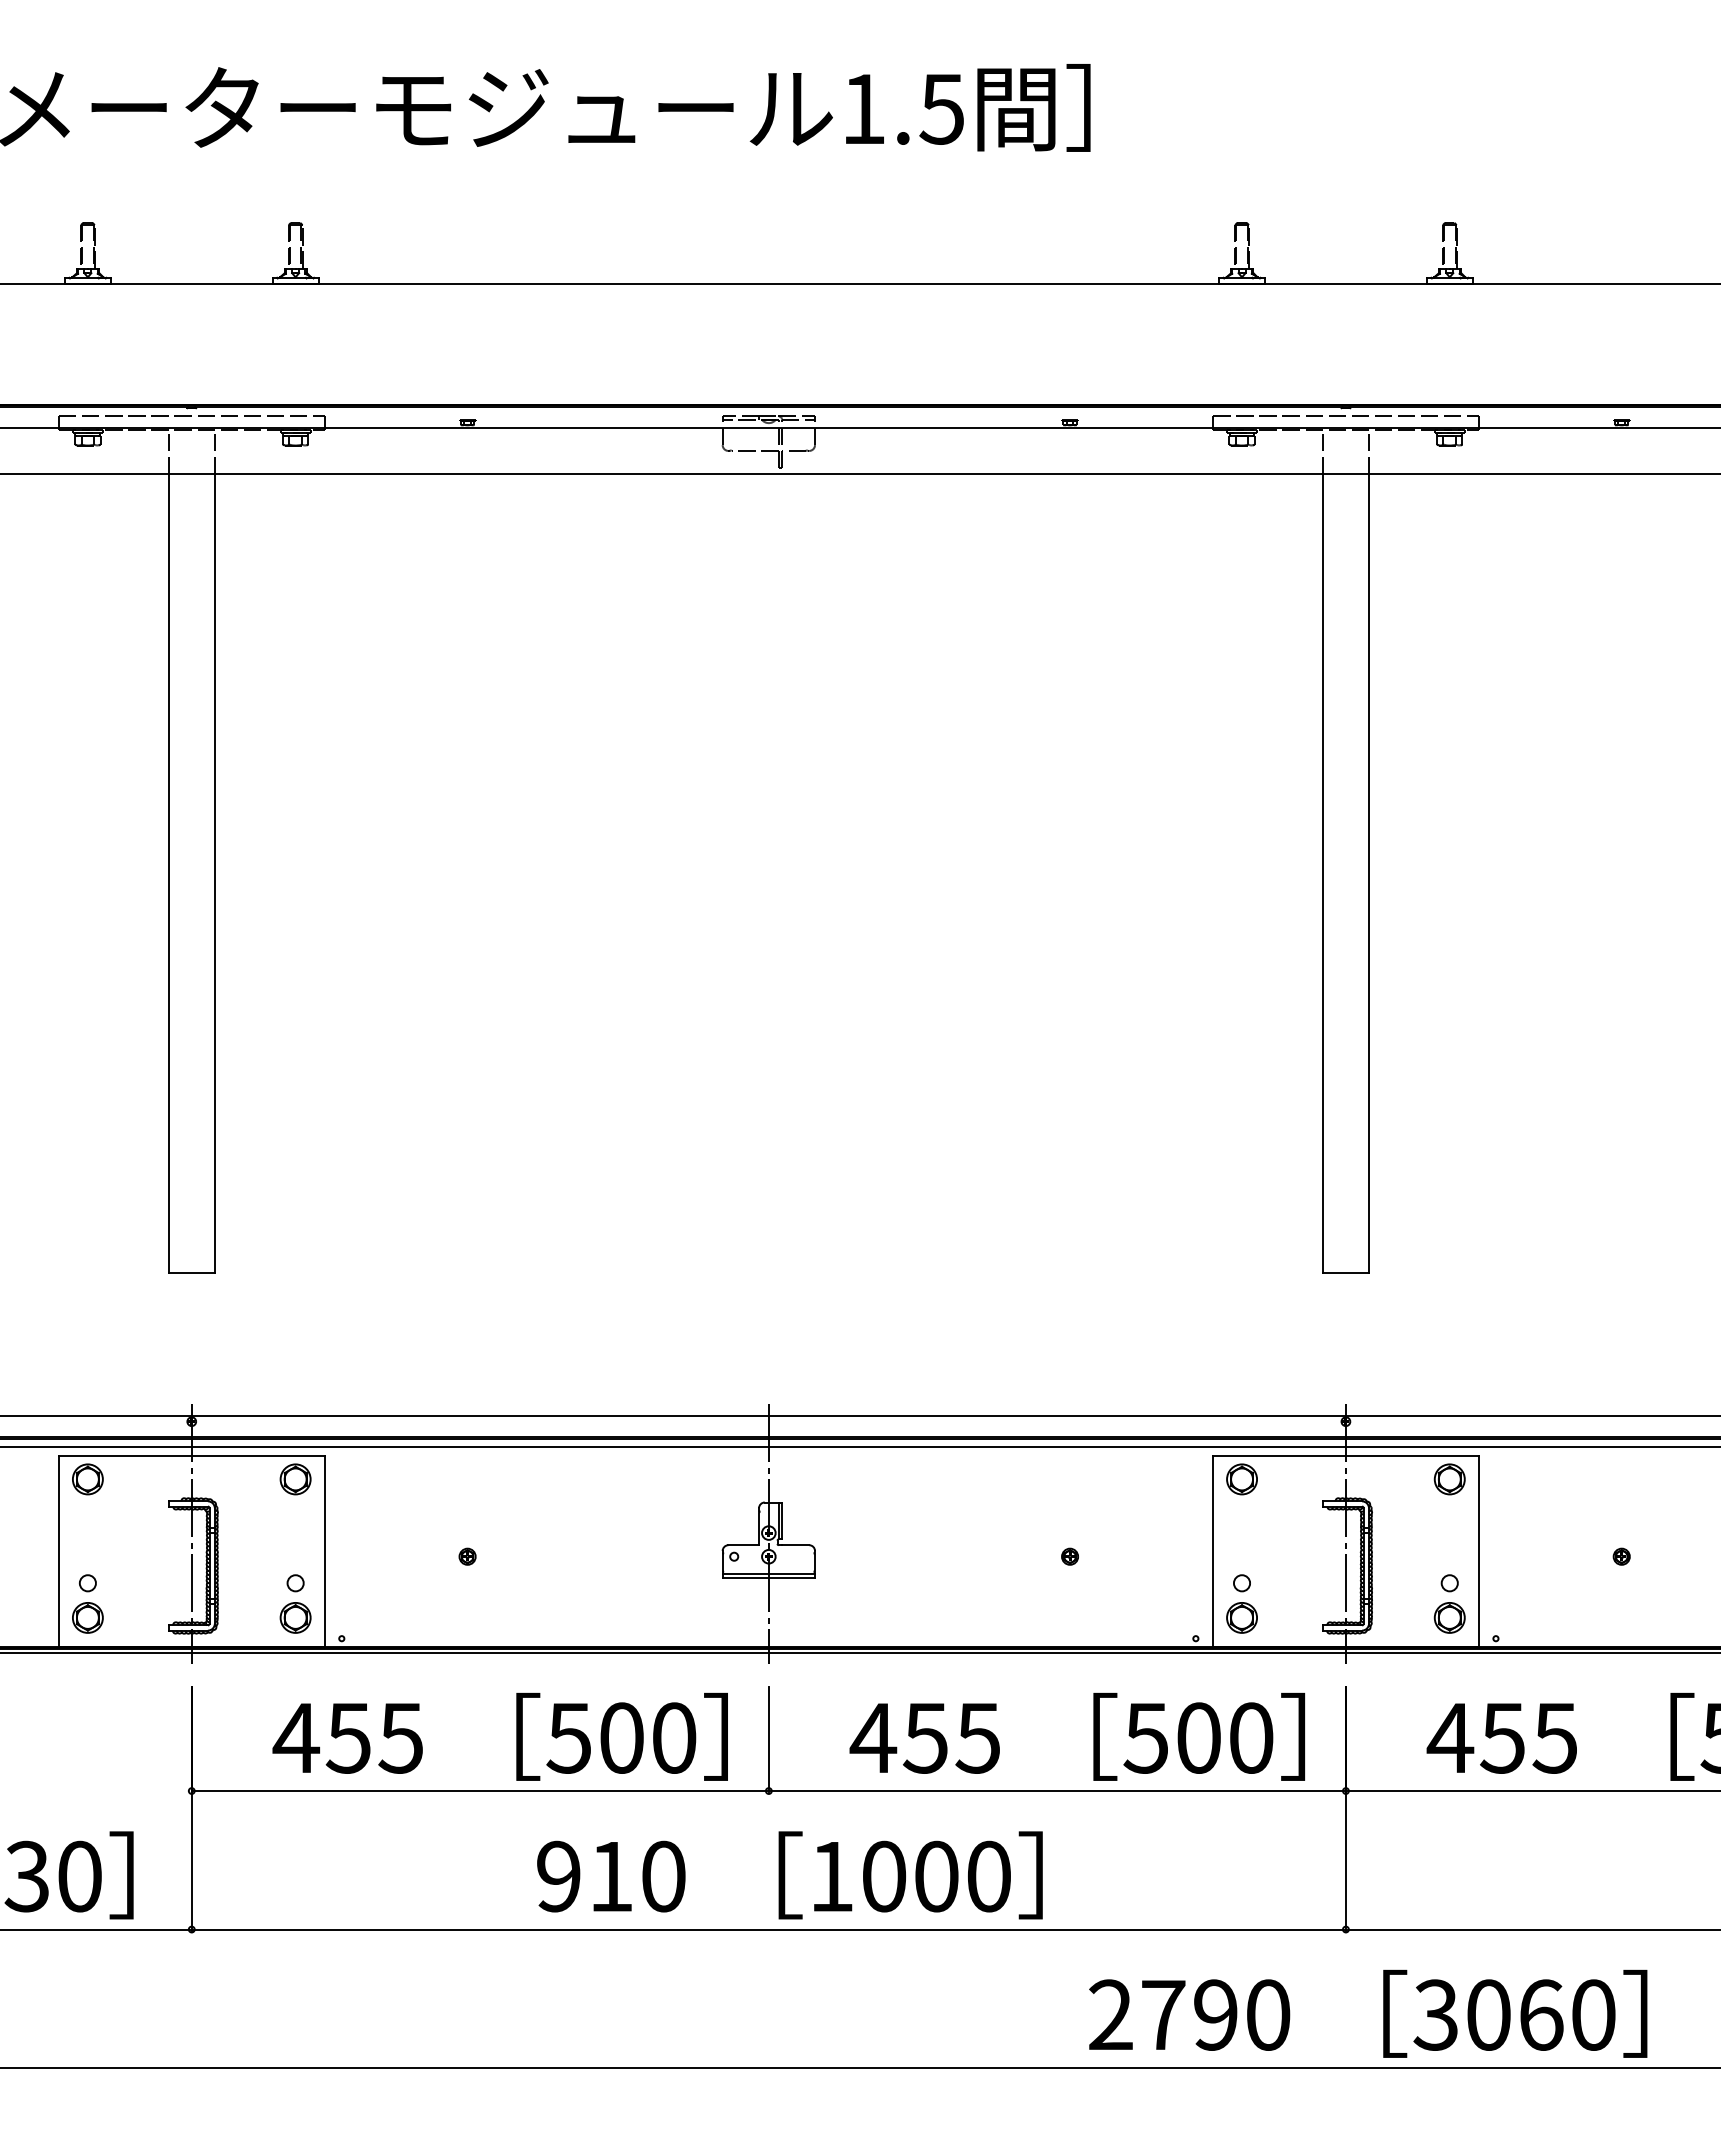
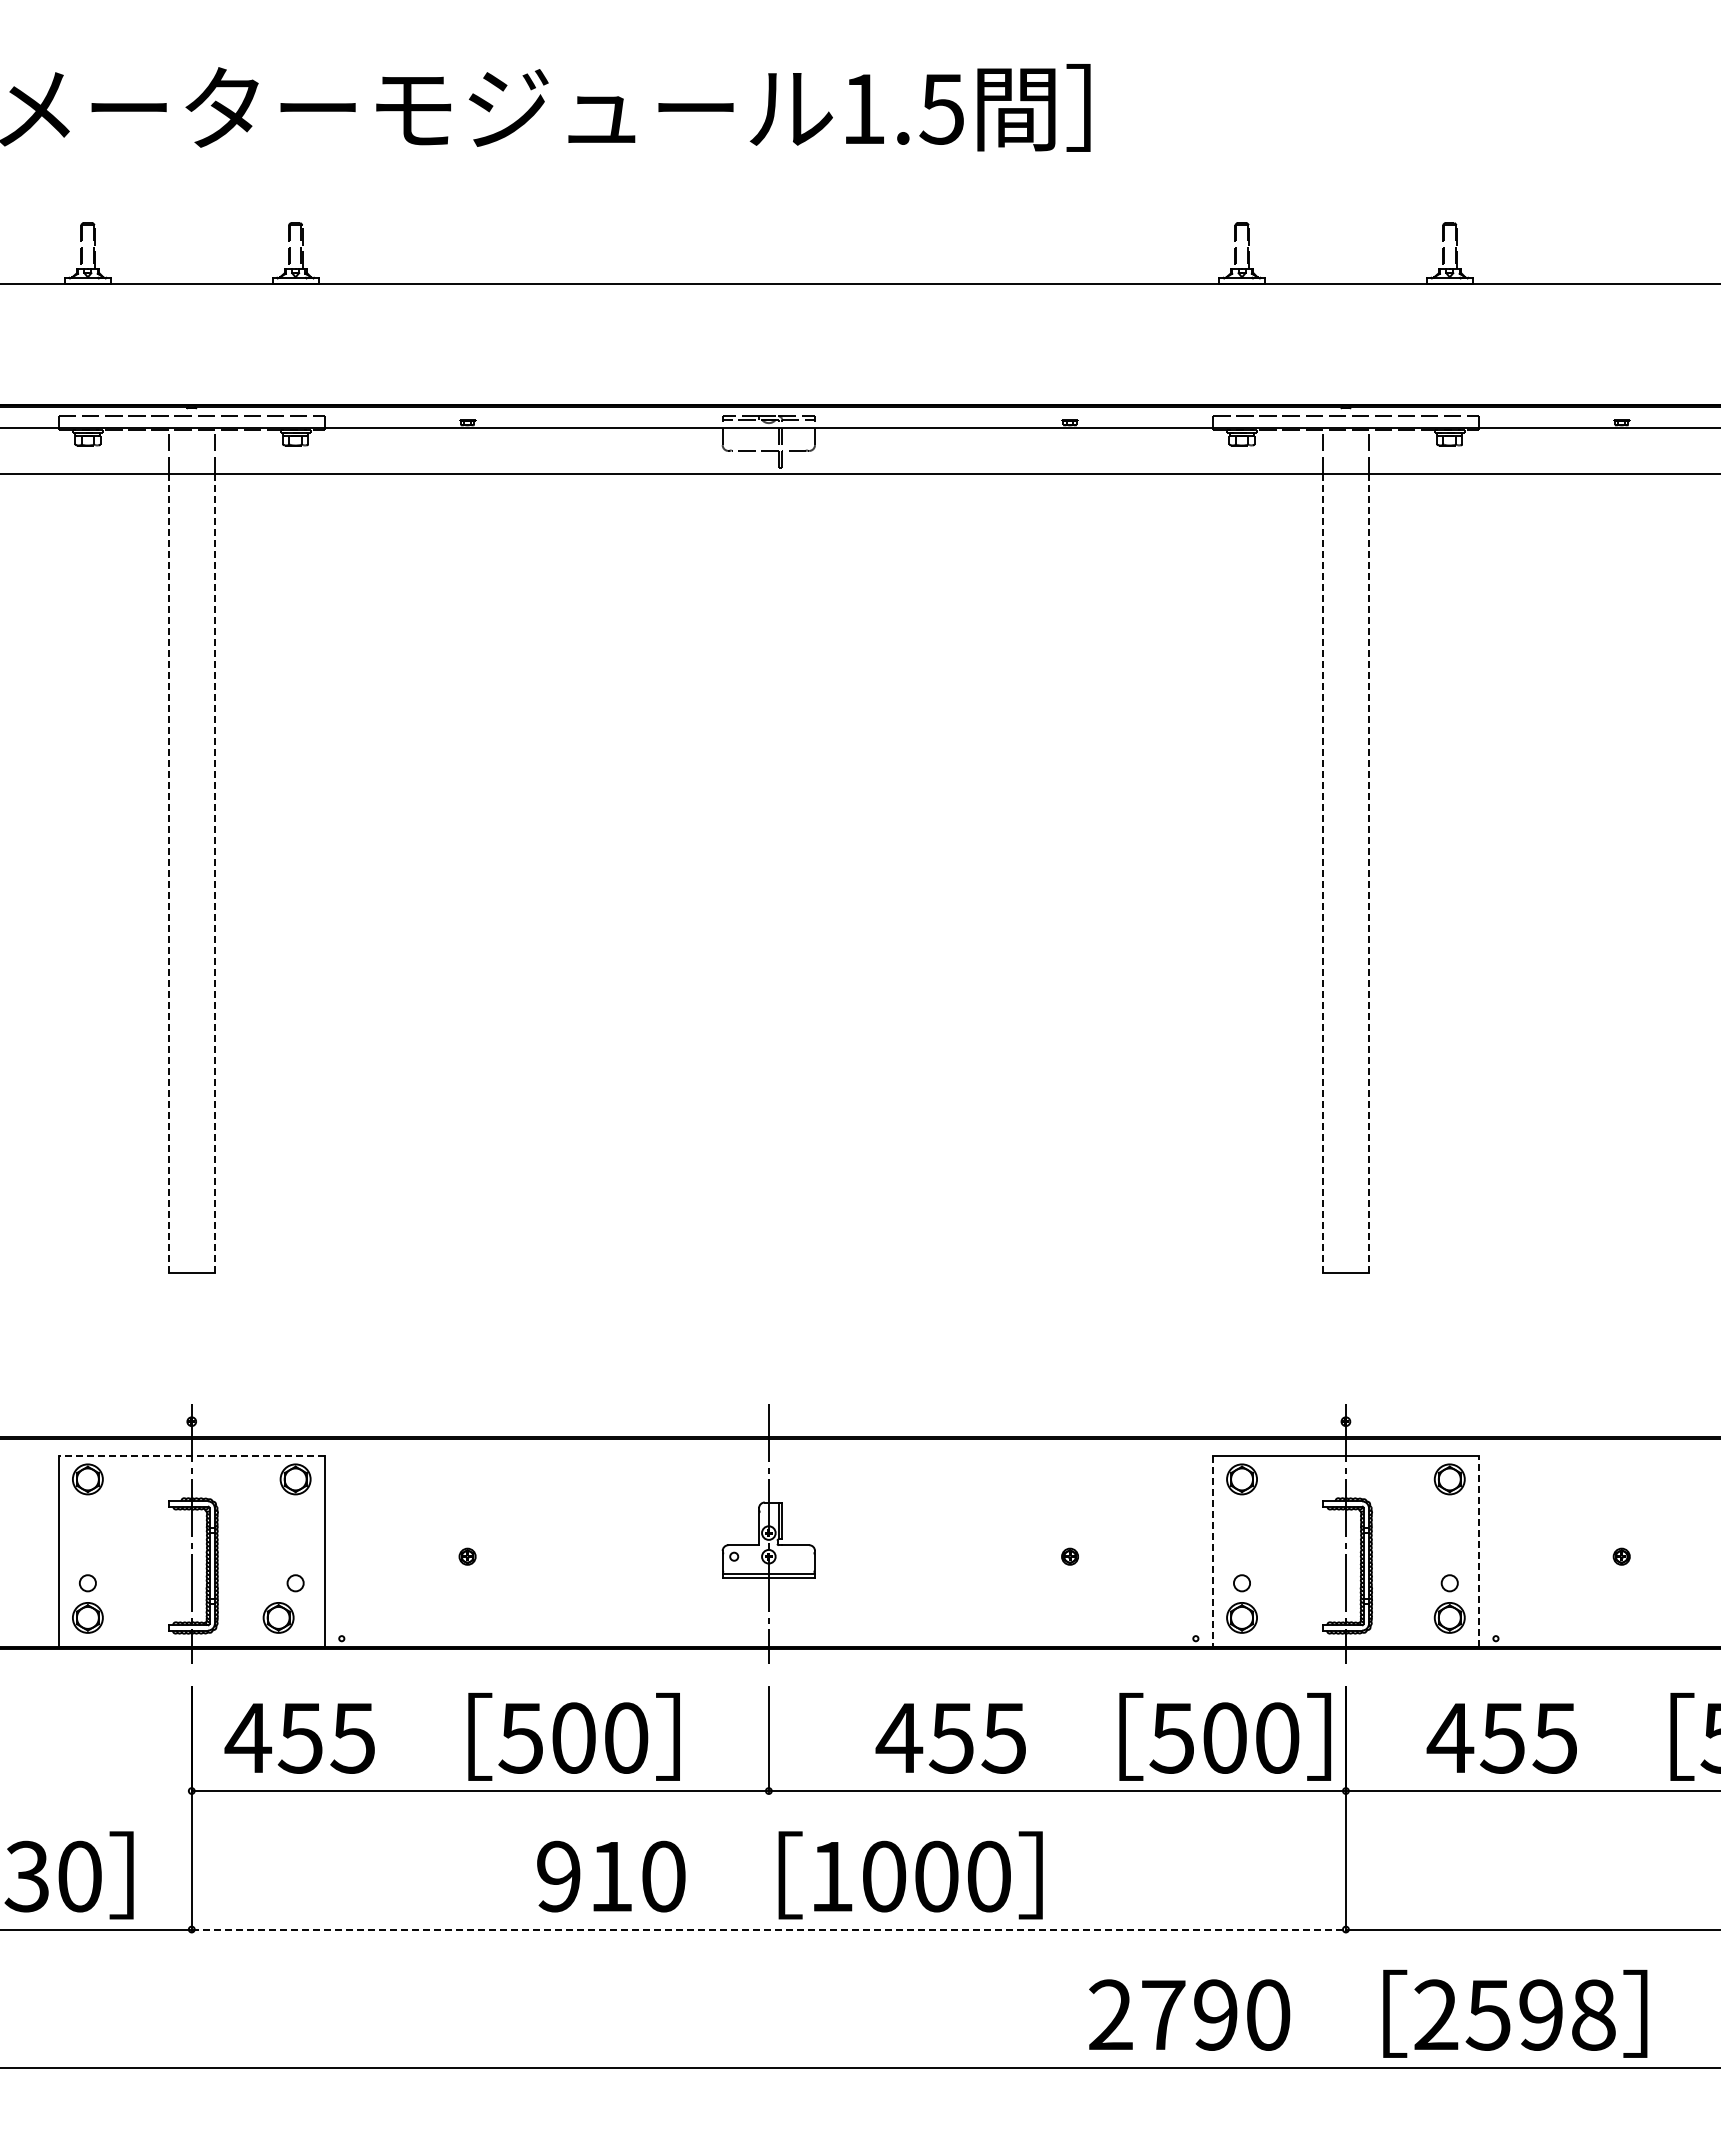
line: solid -> dashed (168, 872)
line: solid -> dashed (214, 872)
line: solid -> dashed (1322, 872)
line: solid -> dashed (1369, 872)
line: present -> none (859, 1415)
line: present -> none (859, 1446)
line: solid -> dashed (191, 1456)
line: solid -> dashed (1478, 1551)
line: solid -> dashed (1213, 1552)
part position: (295, 1617) -> (278, 1617) (278, 1617)
line: present -> none (859, 1652)
text position: (499, 1736) -> (451, 1736) (451, 1736)
text position: (1077, 1736) -> (1103, 1736) (1103, 1736)
line: solid -> dashed (769, 1929)
text: 3060 -> 2598 (1514, 2014)
